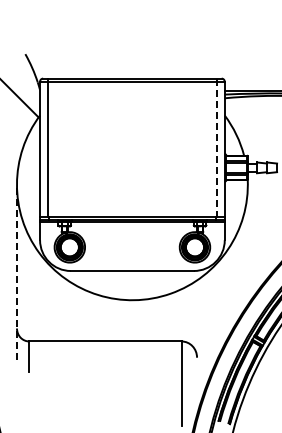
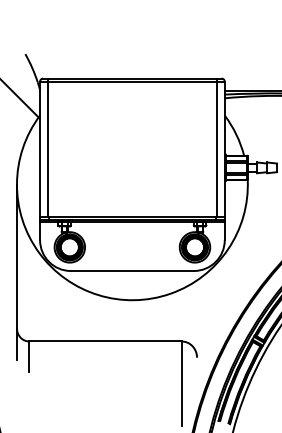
line: dashed -> solid (217, 148)
line: dashed -> solid (16, 272)
